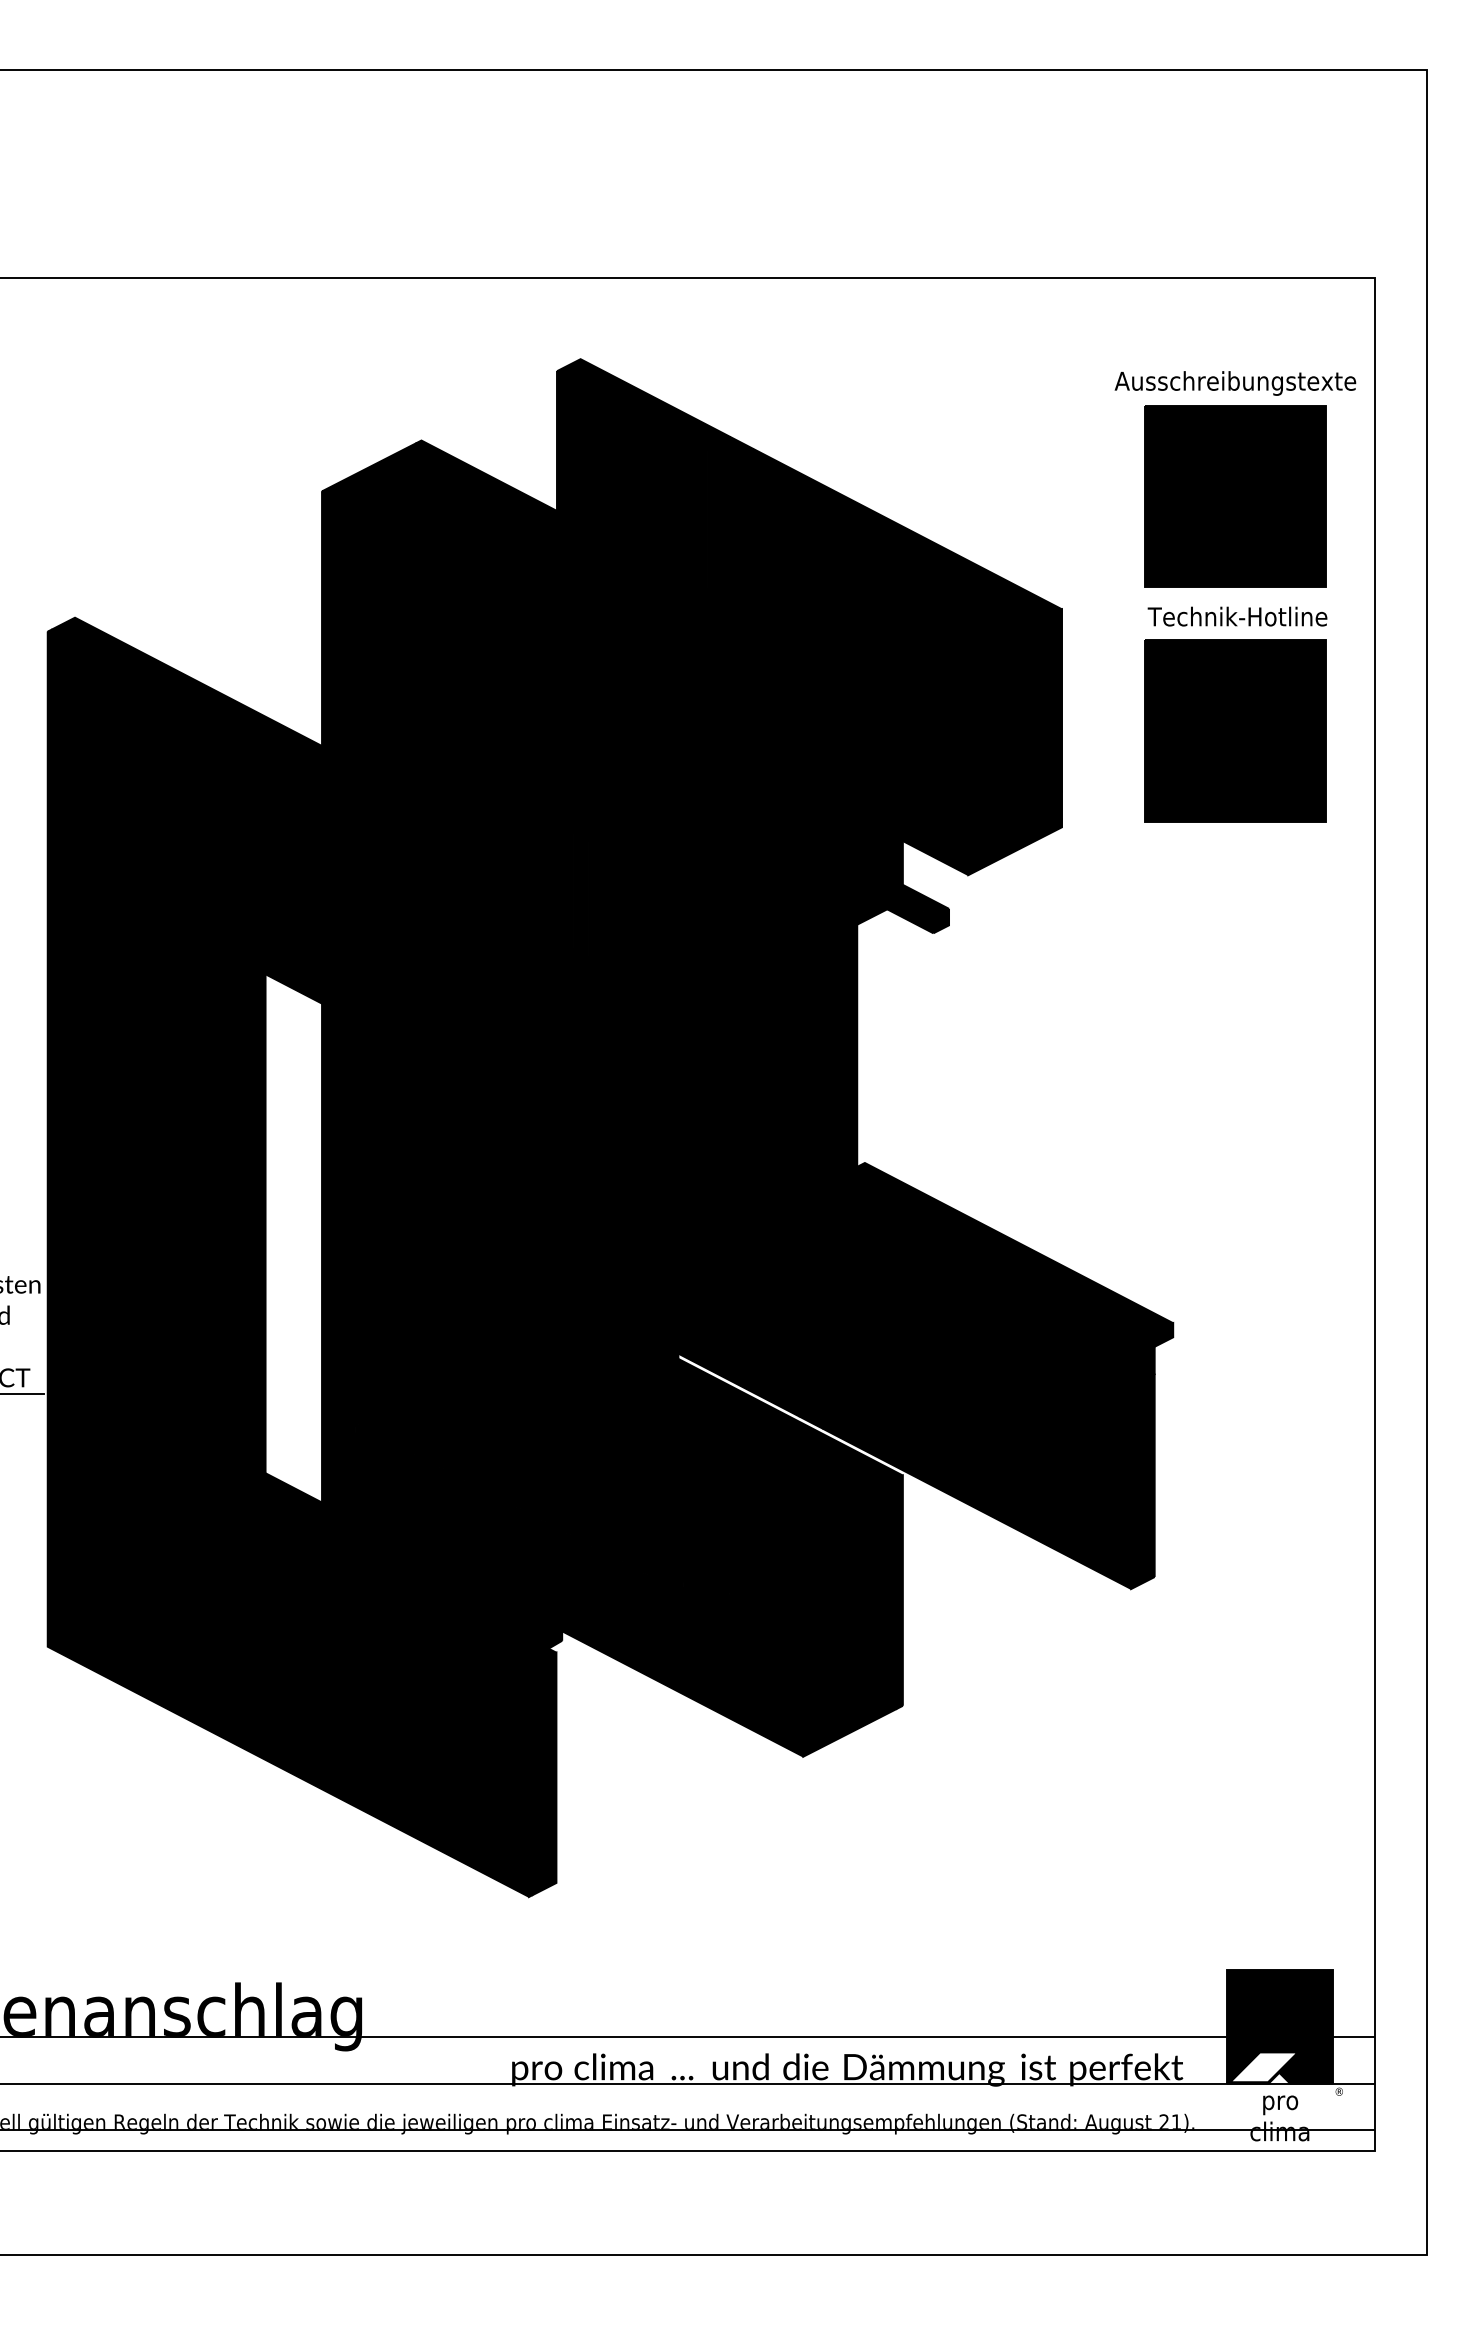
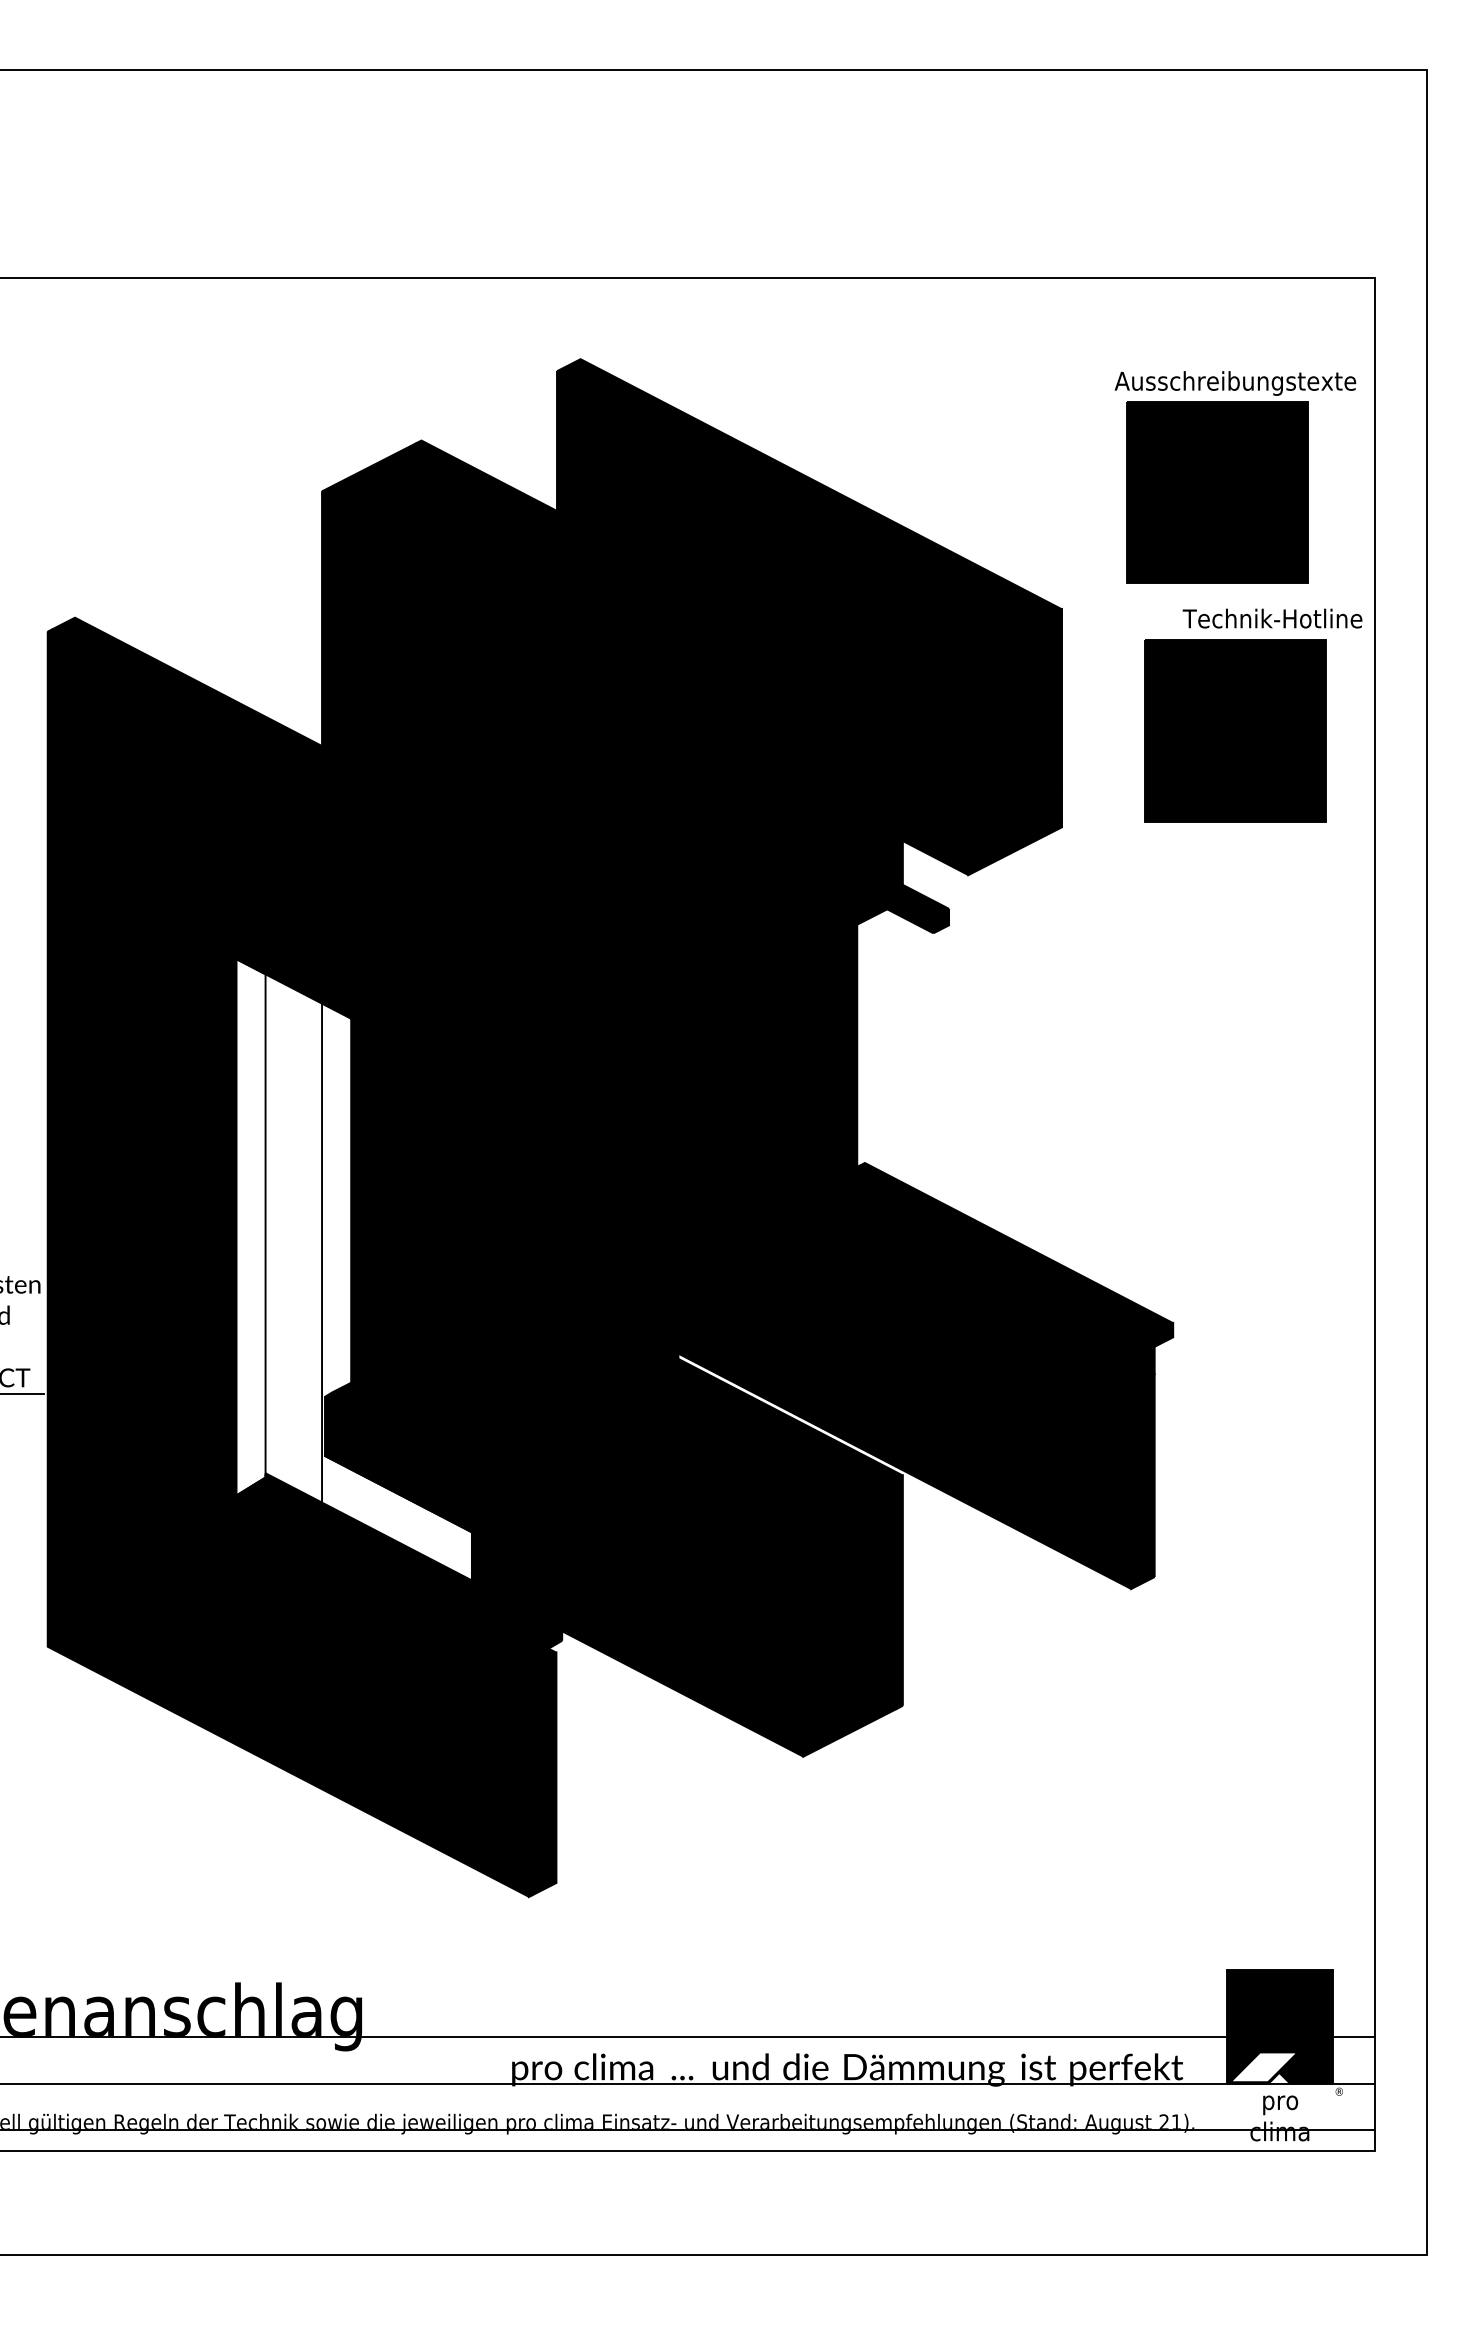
part position: (1235, 496) -> (1217, 492) (1217, 492)
text position: (1237, 616) -> (1272, 618) (1272, 618)
fill: present -> none (250, 1227)
fill: present -> none (396, 1291)
